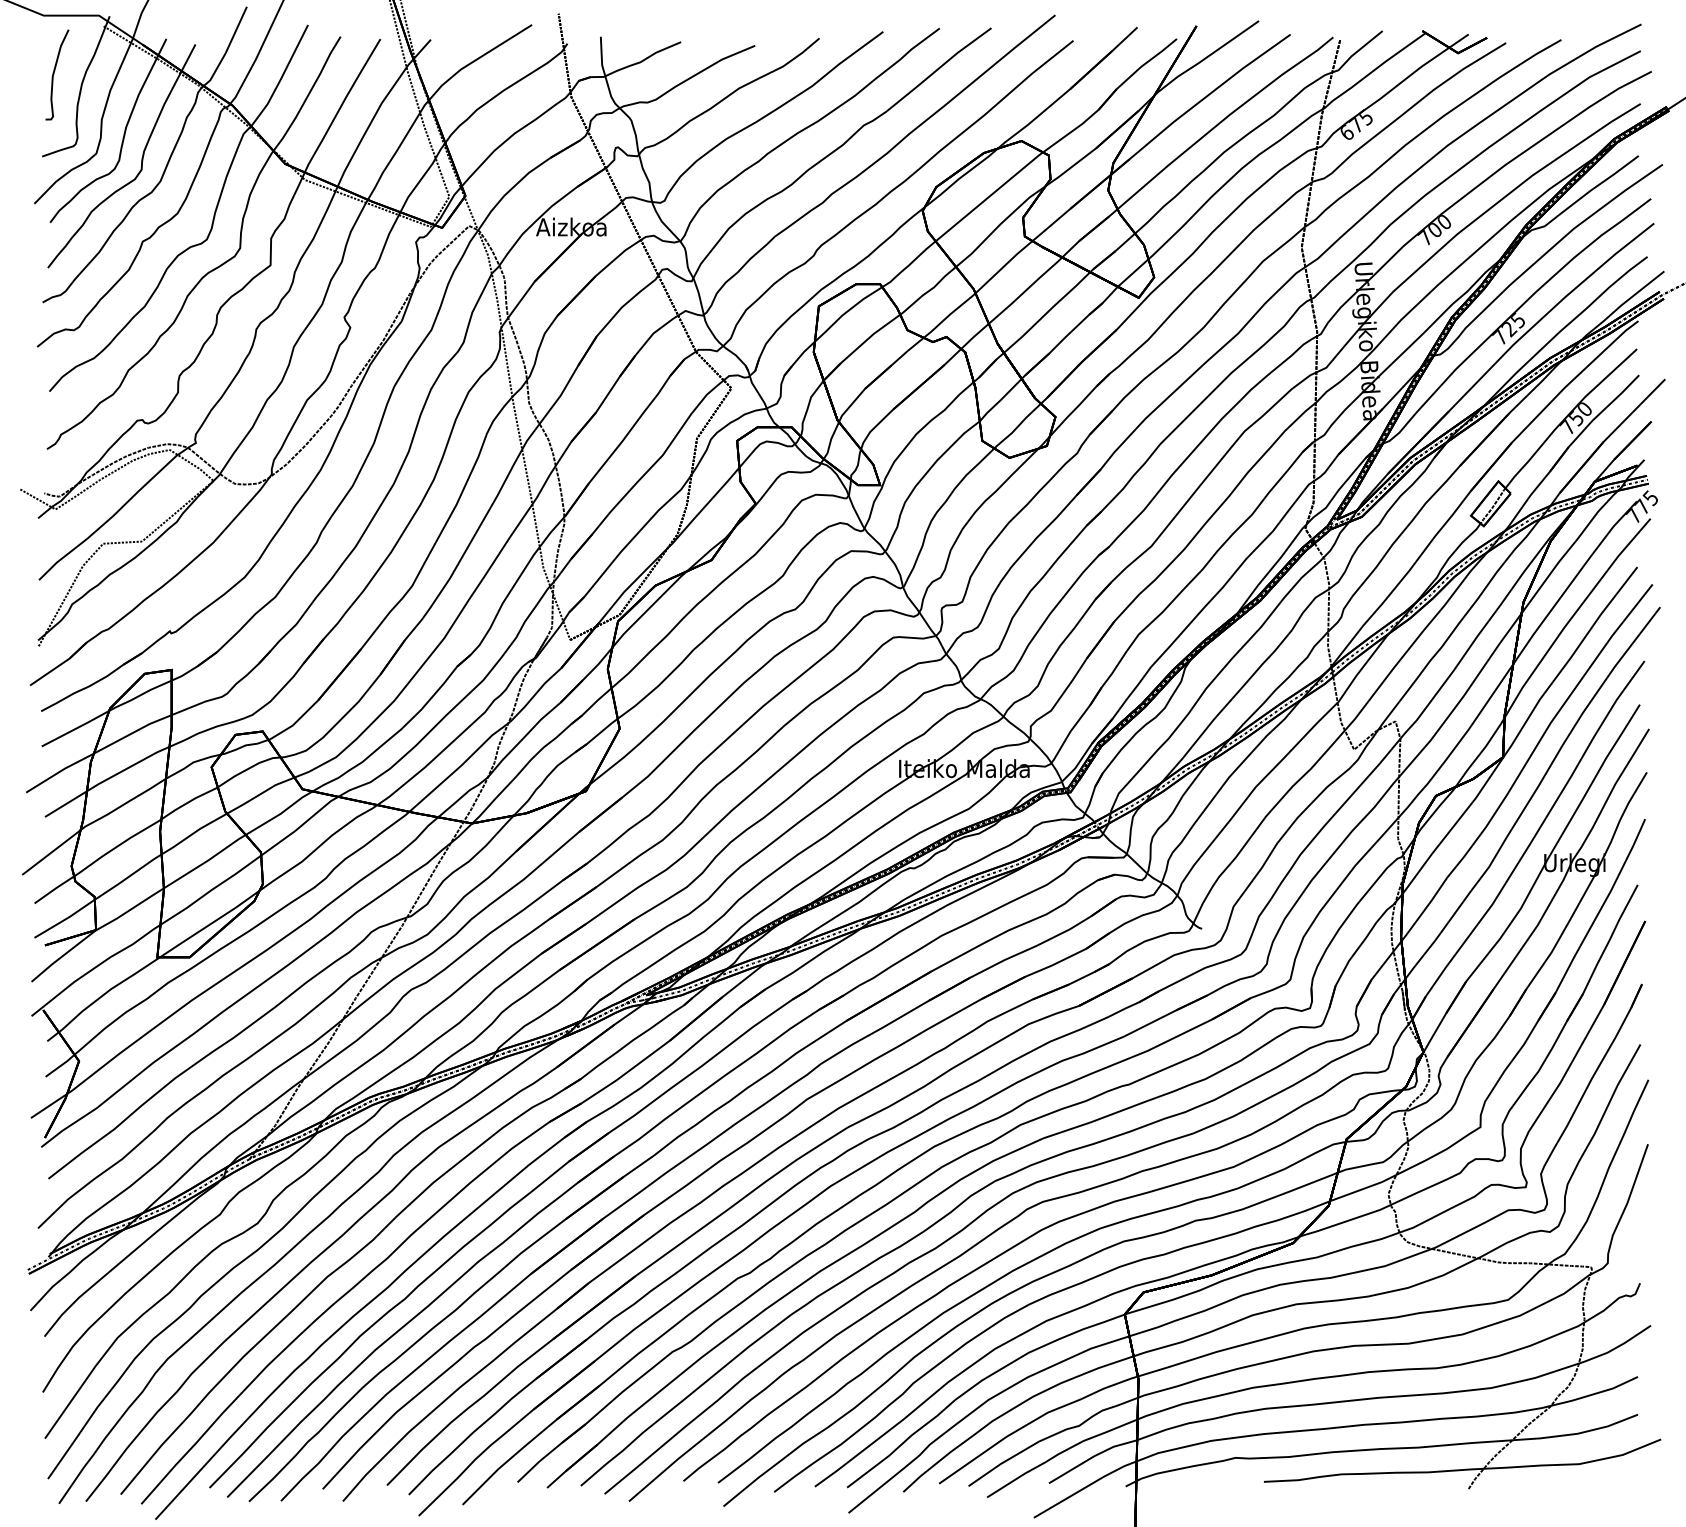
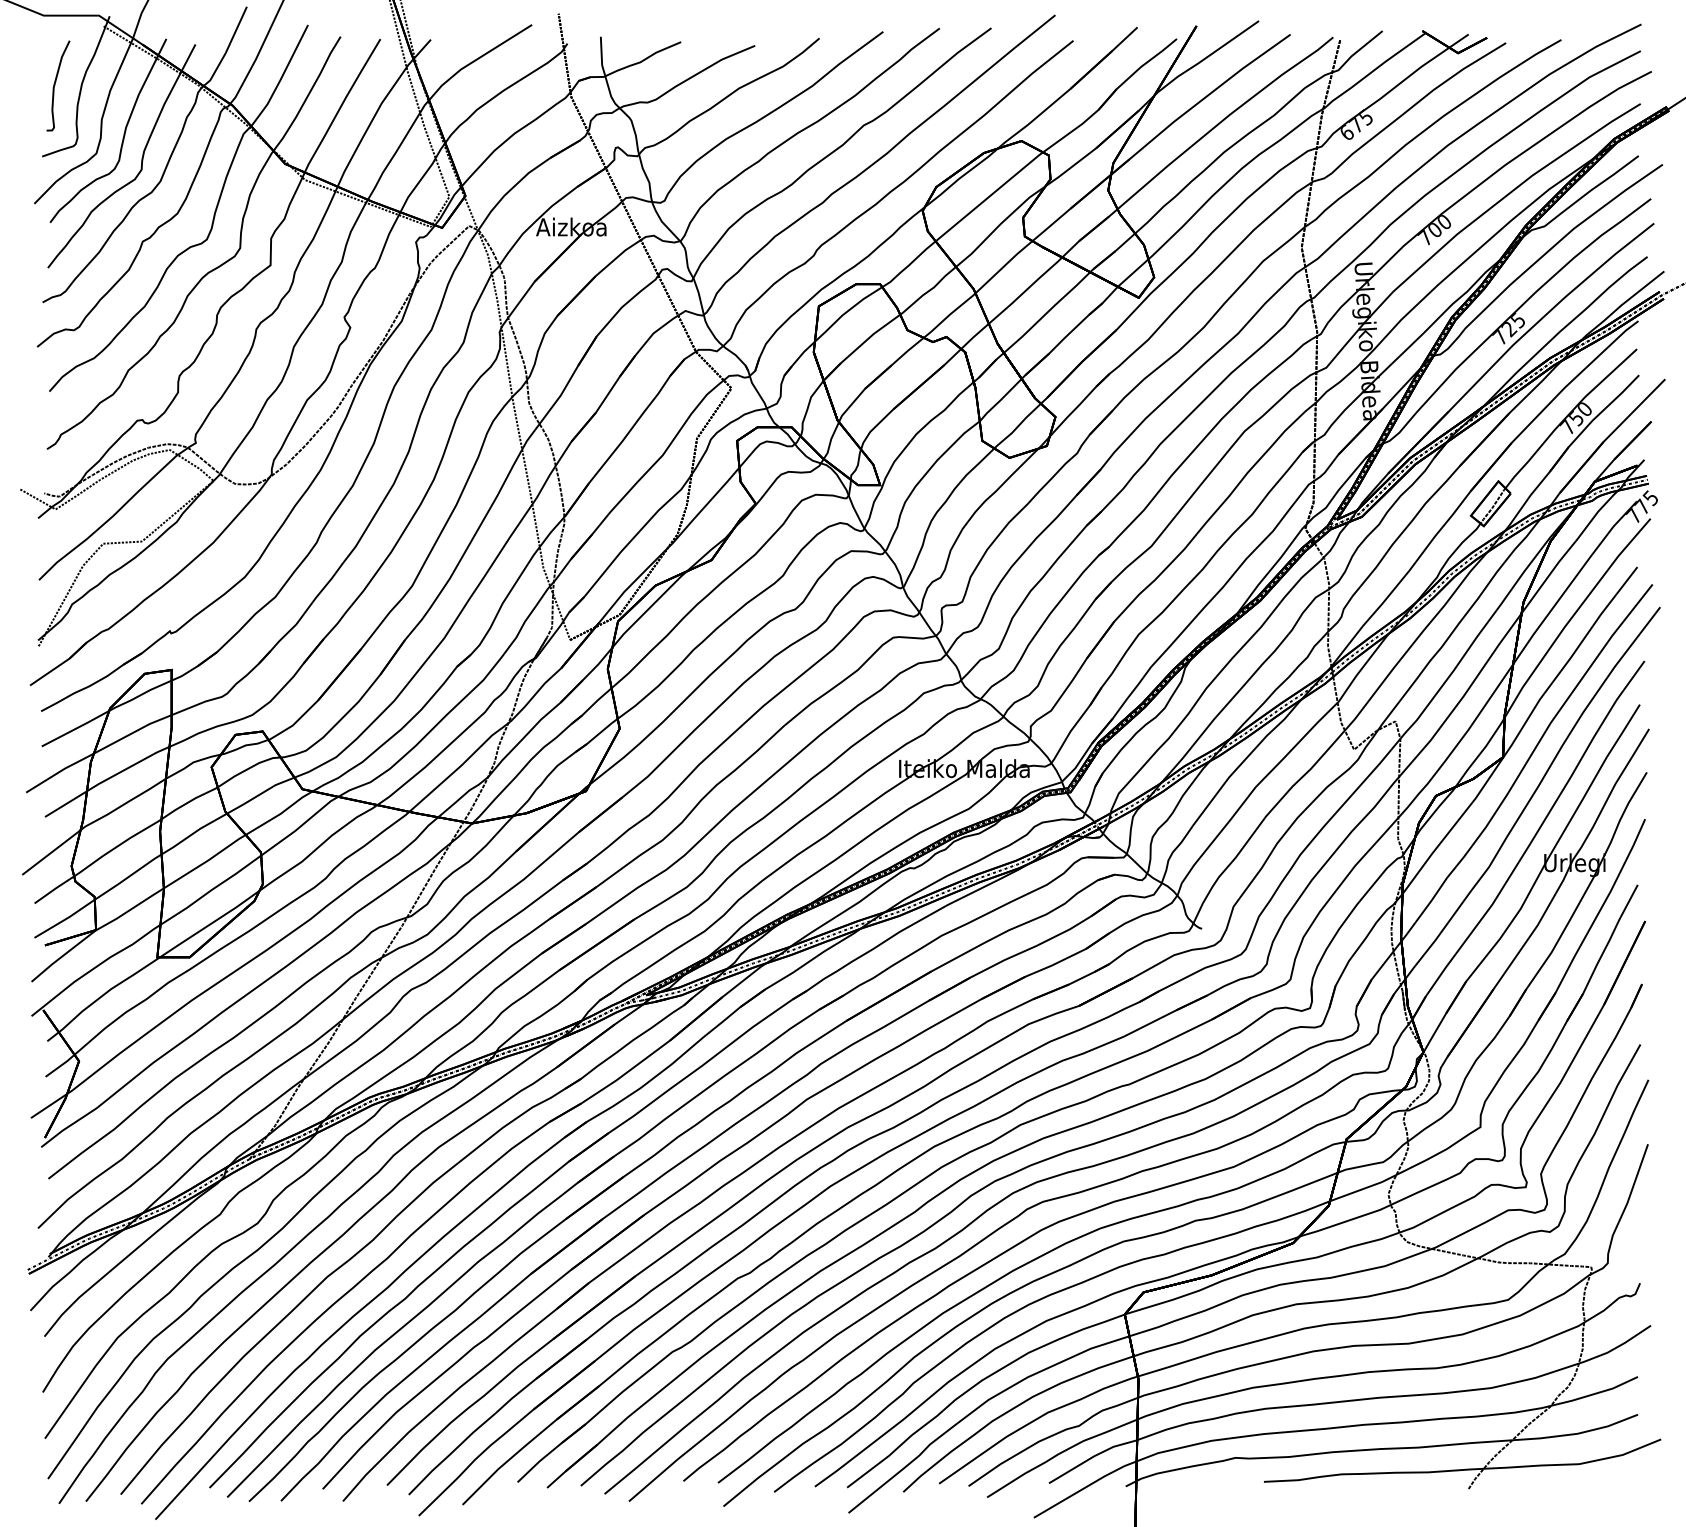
curve position: (54, 74) -> (55, 85) (55, 85)
